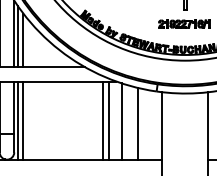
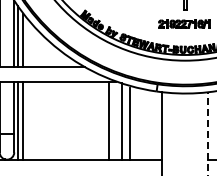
line: present -> none (103, 120)
line position: (137, 123) -> (129, 123) (129, 123)
line: solid -> dashed (208, 133)
